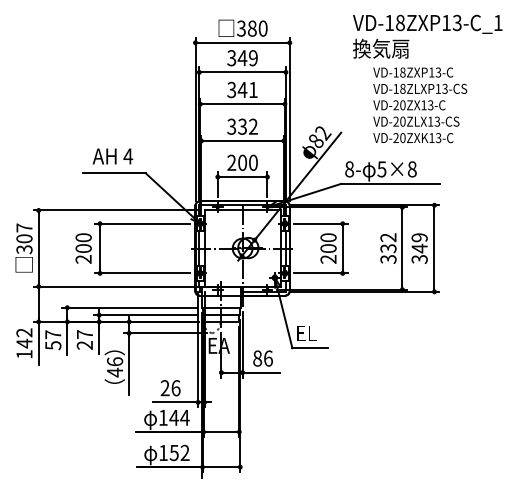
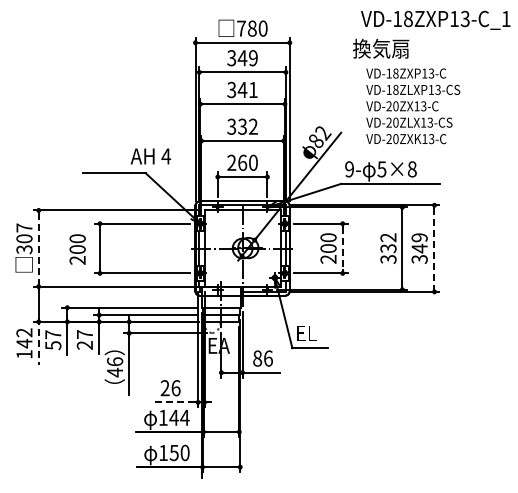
text position: (427, 23) -> (435, 19) (435, 19)
text: 380 -> 780 (241, 28)
text position: (420, 105) -> (413, 106) (413, 106)
text position: (112, 156) -> (150, 156) (150, 156)
text: 200 -> 260 (242, 162)
text: 8- -> 9- (349, 169)
text position: (83, 248) -> (77, 249) (77, 249)
line: solid -> dashed (342, 248)
line: solid -> dashed (38, 249)
line: solid -> dashed (434, 249)
line: solid -> dashed (38, 341)
line: solid -> dashed (174, 402)
text: 152 -> 150 (184, 453)
